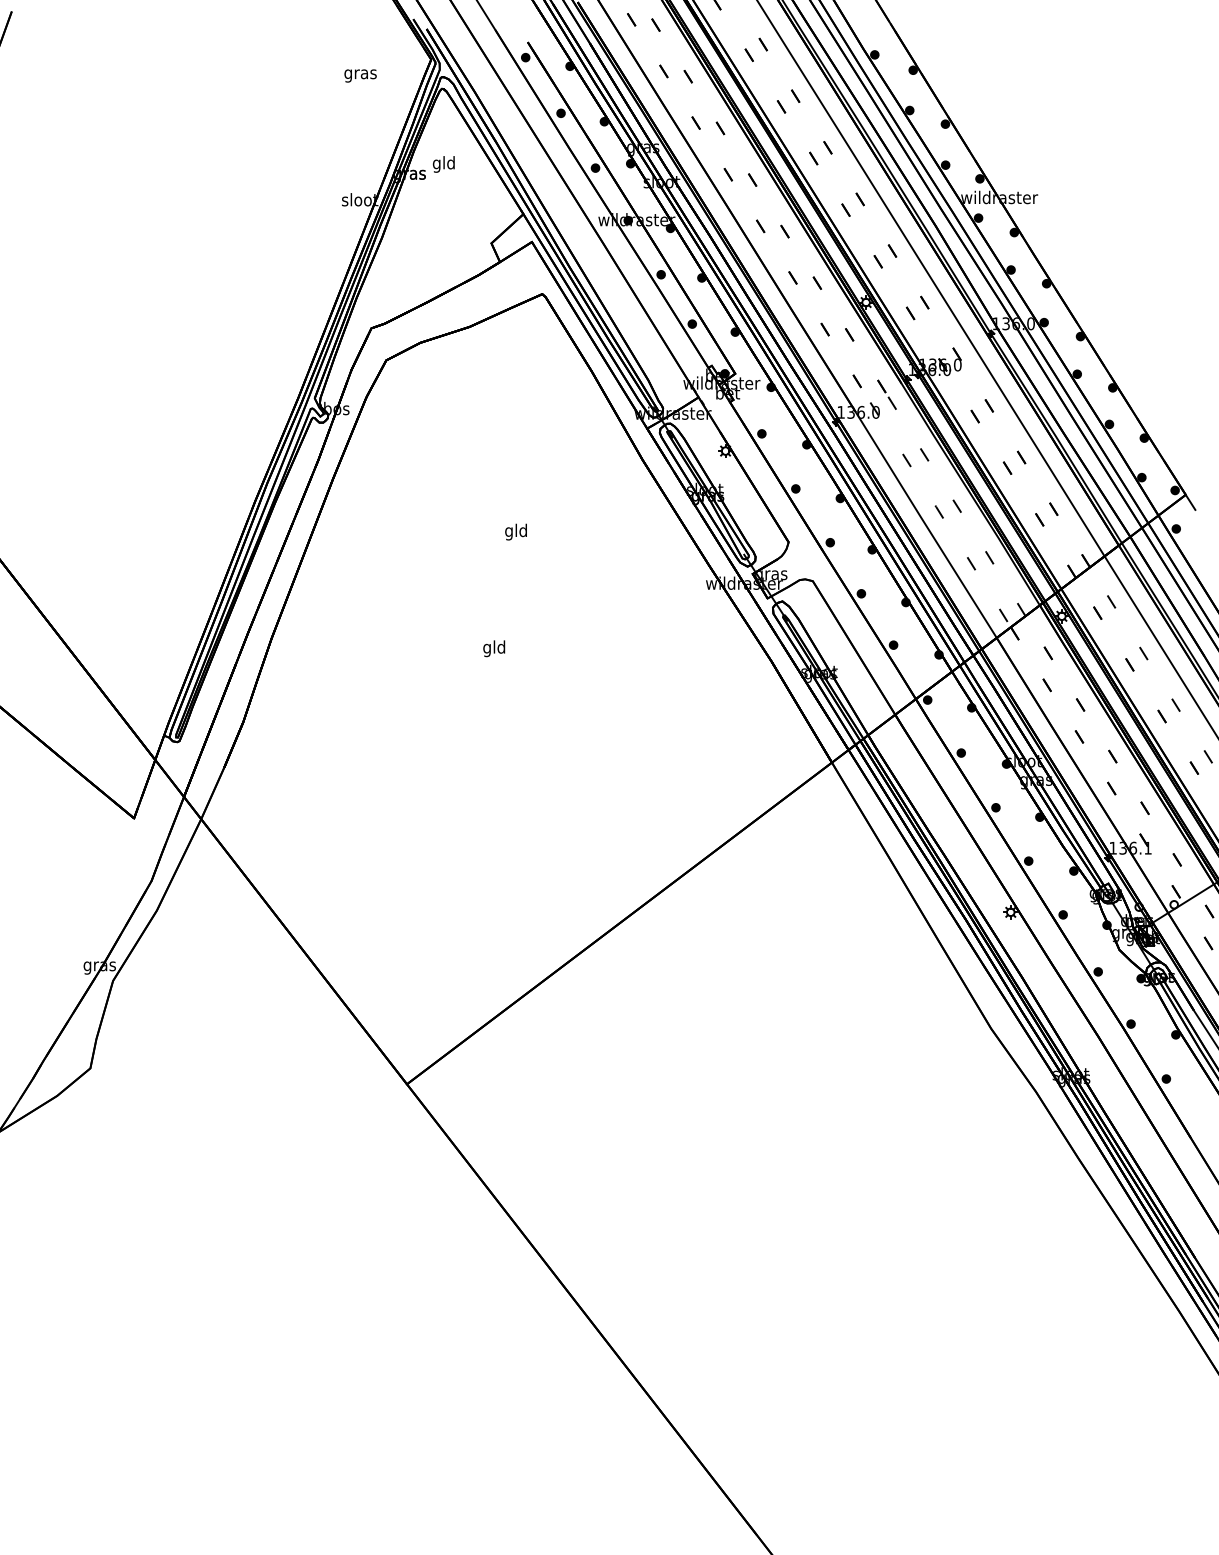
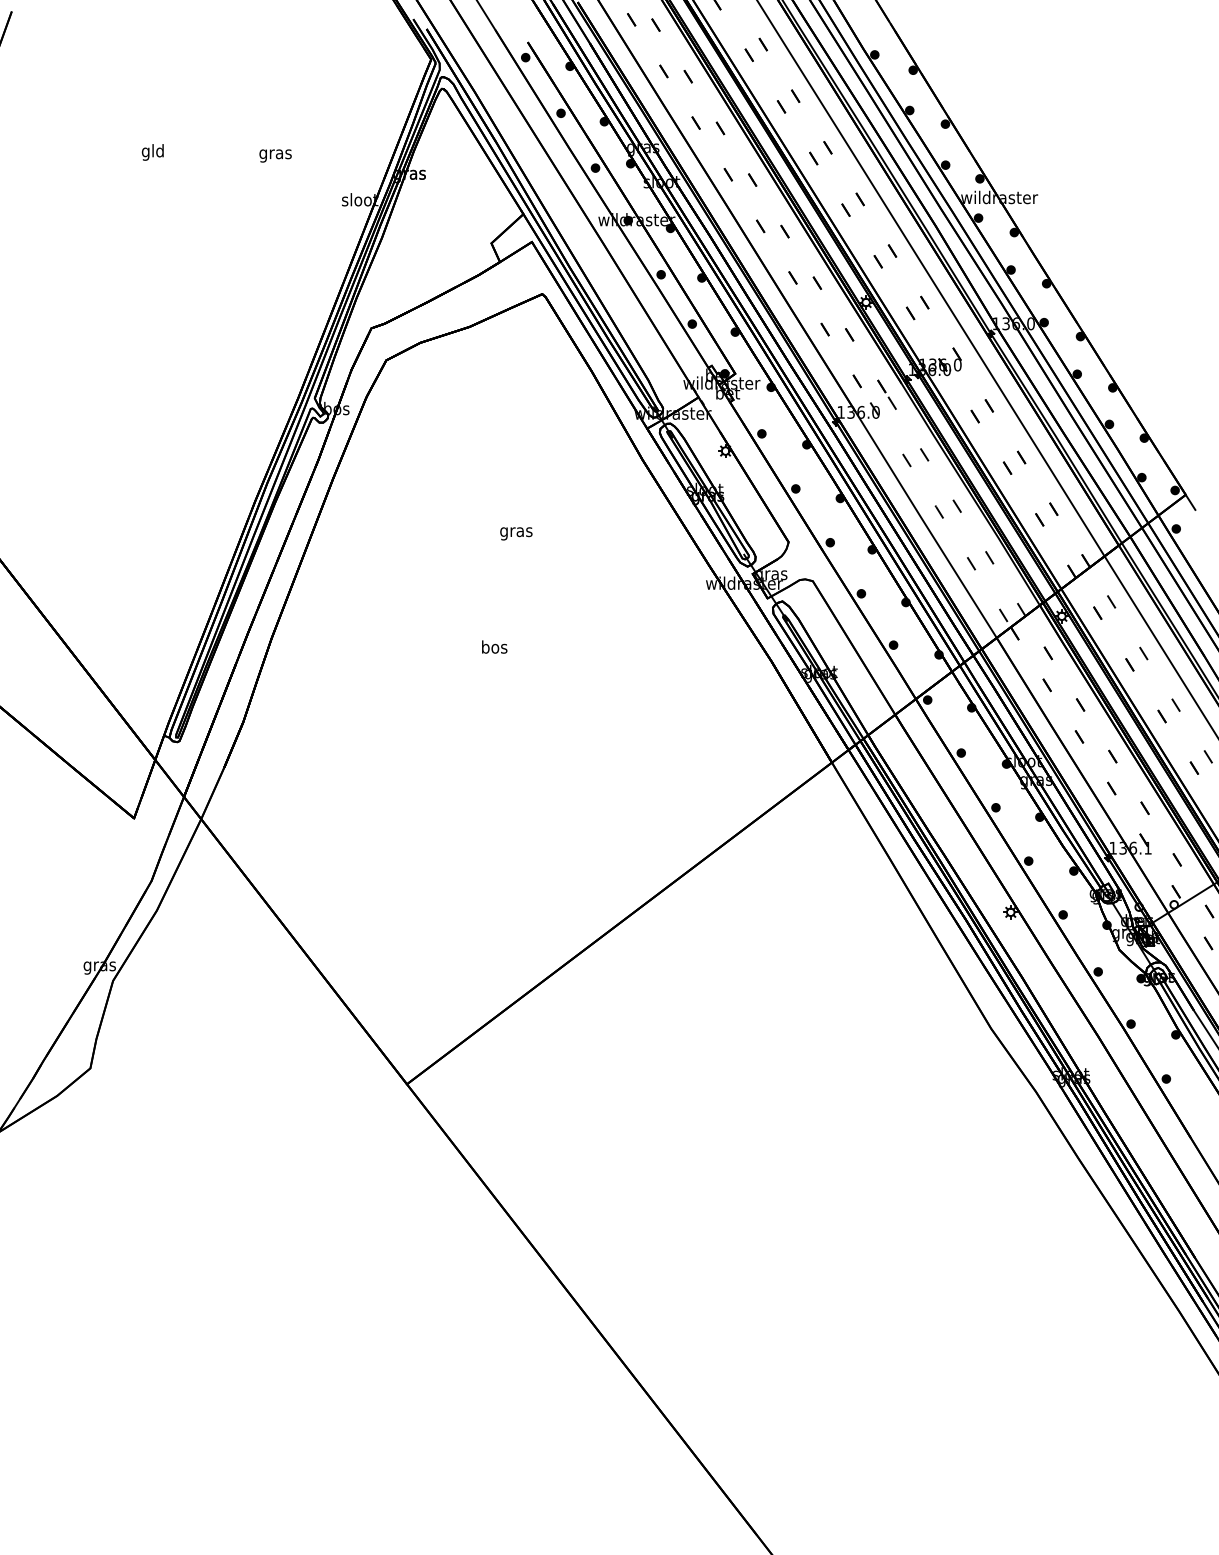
text position: (360, 75) -> (275, 155) (275, 155)
text position: (443, 164) -> (152, 152) (152, 152)
text: gld -> gras (516, 531)
text: gld -> bos (494, 648)
